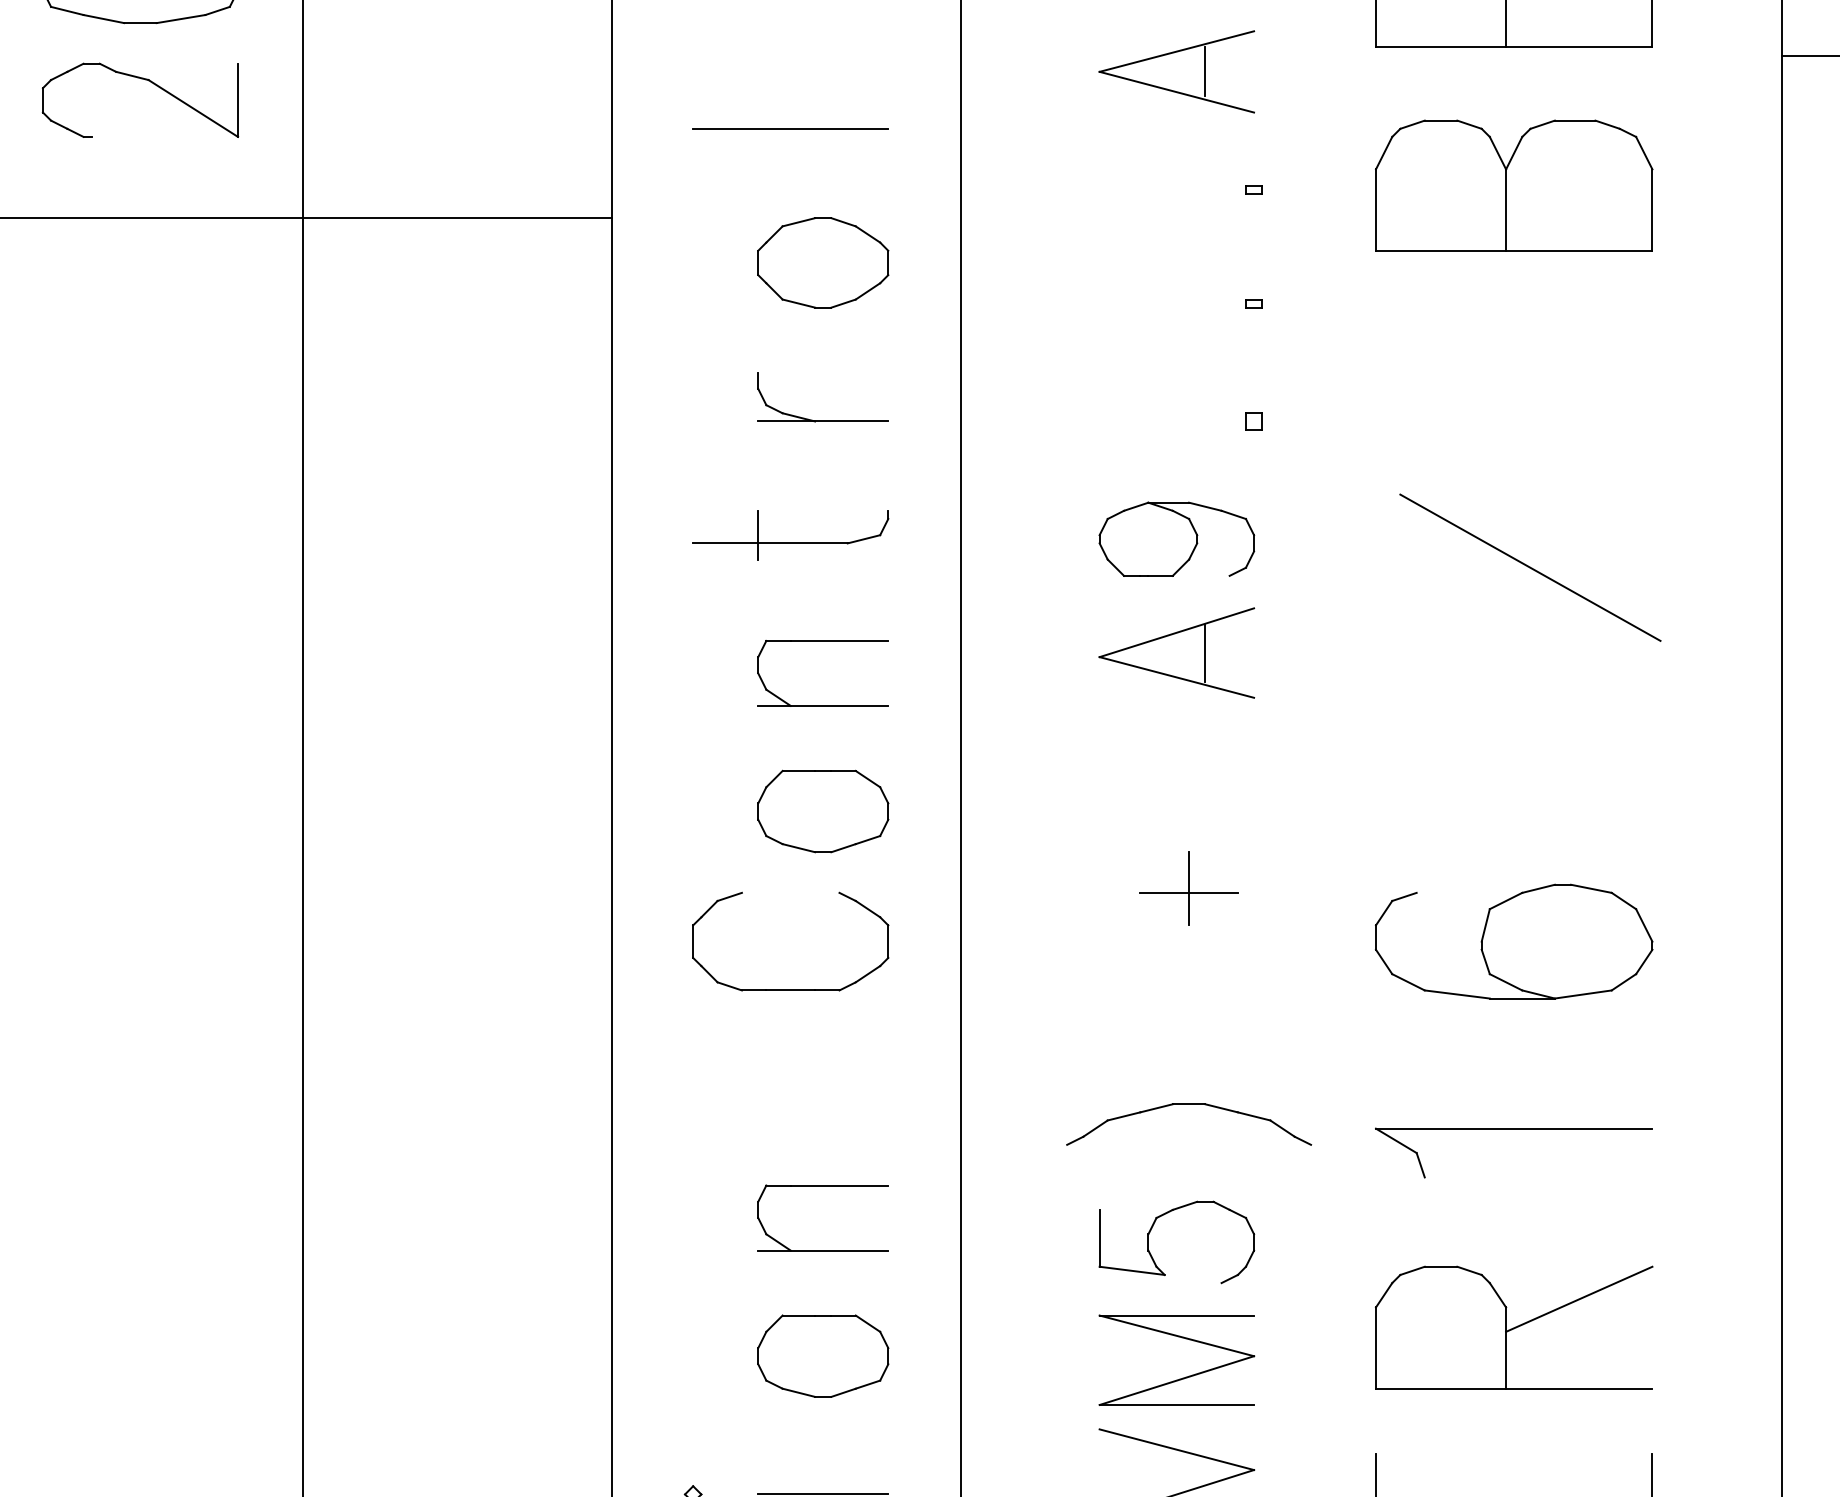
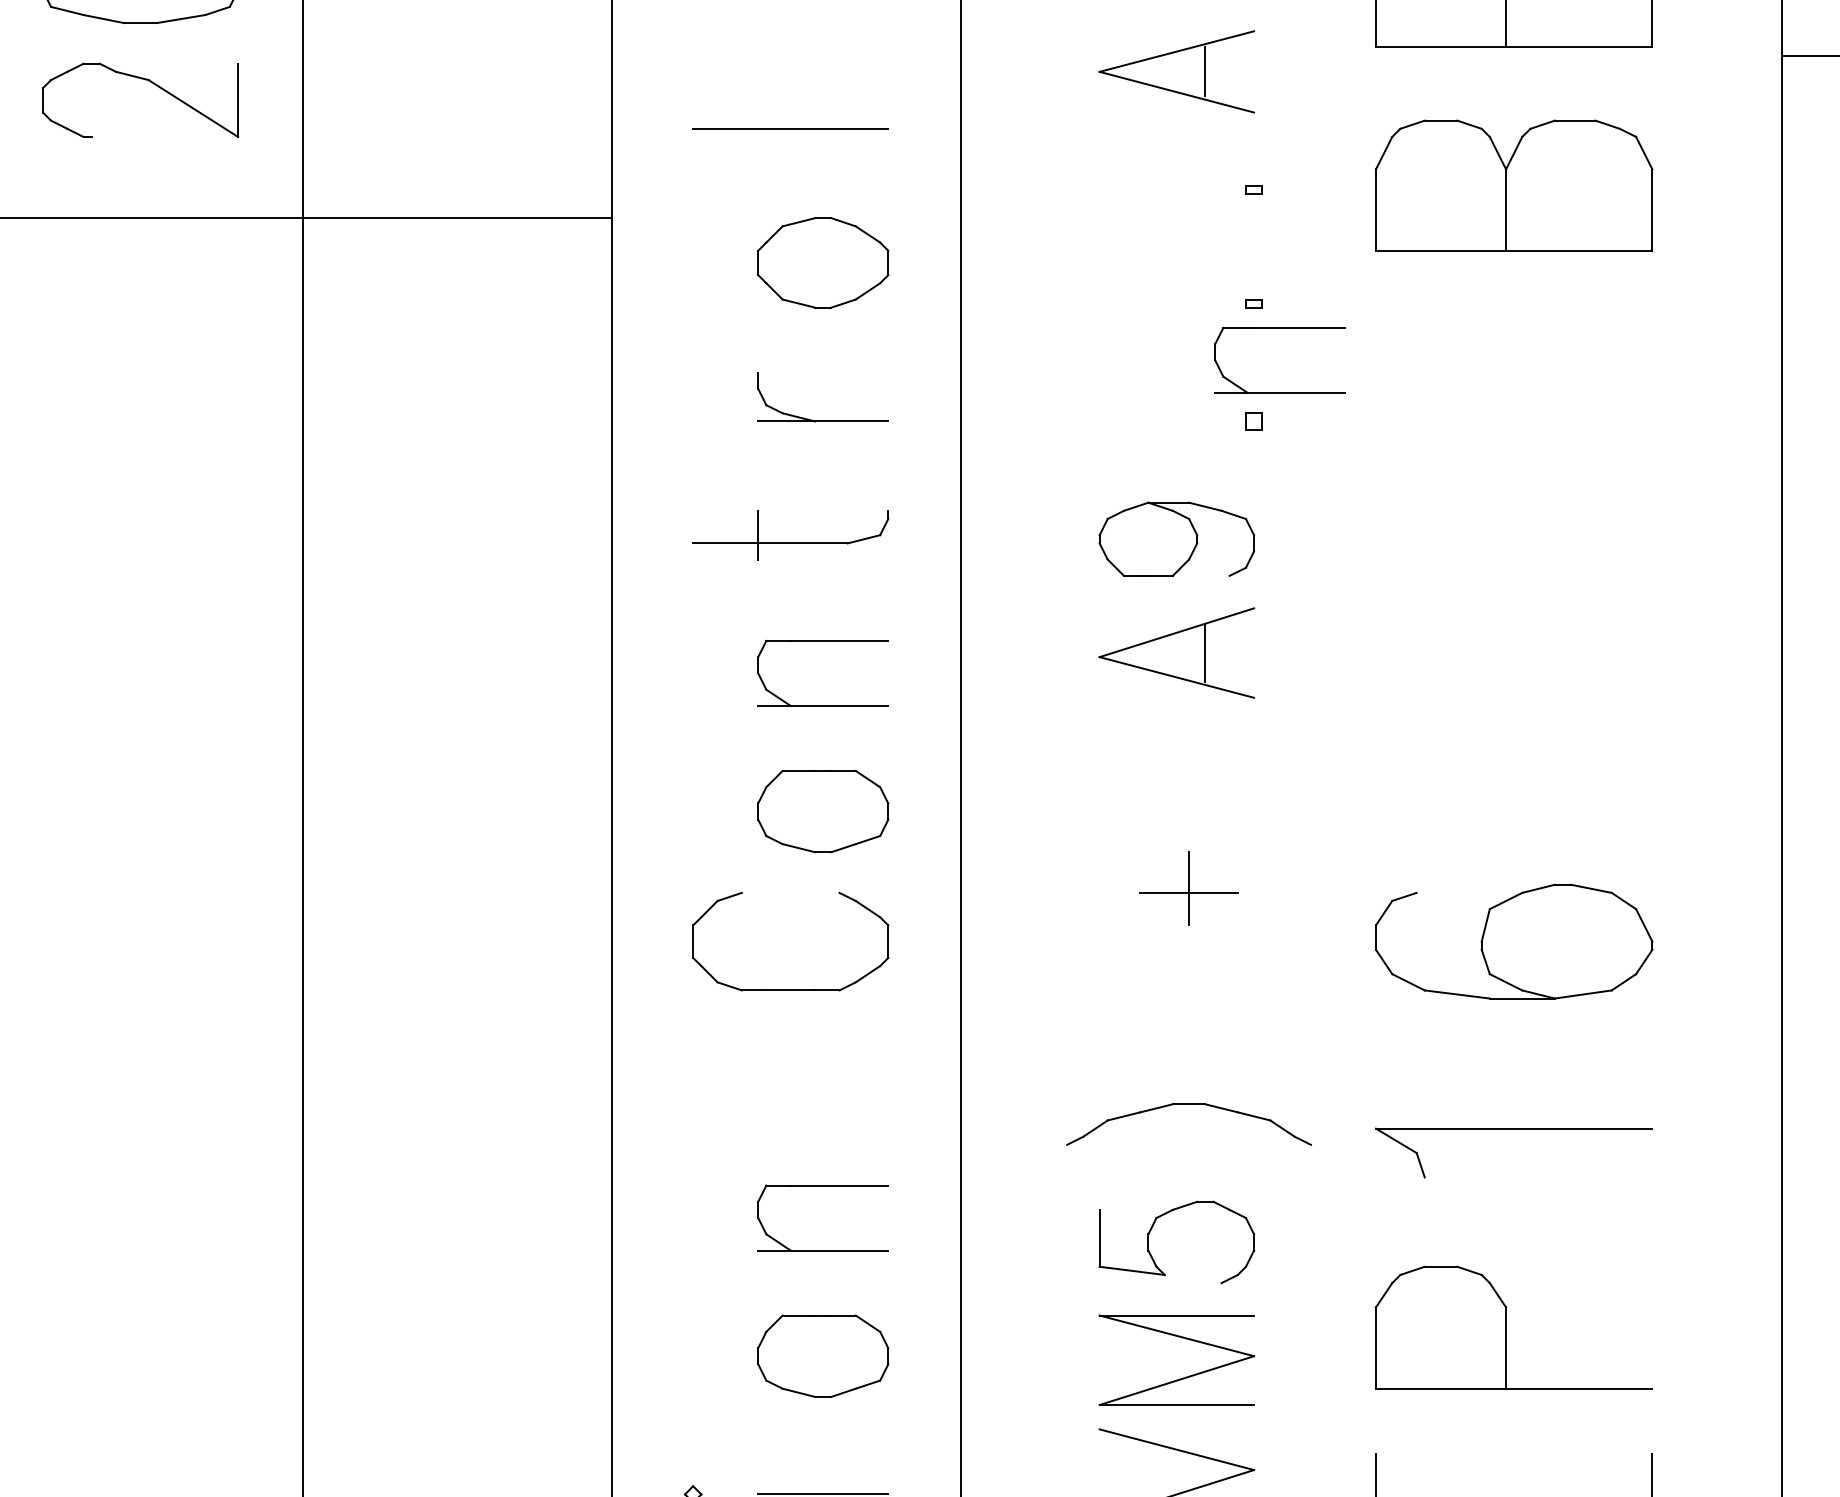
part: none -> present (1279, 328)
line: present -> none (1530, 567)
line: present -> none (1579, 1298)
